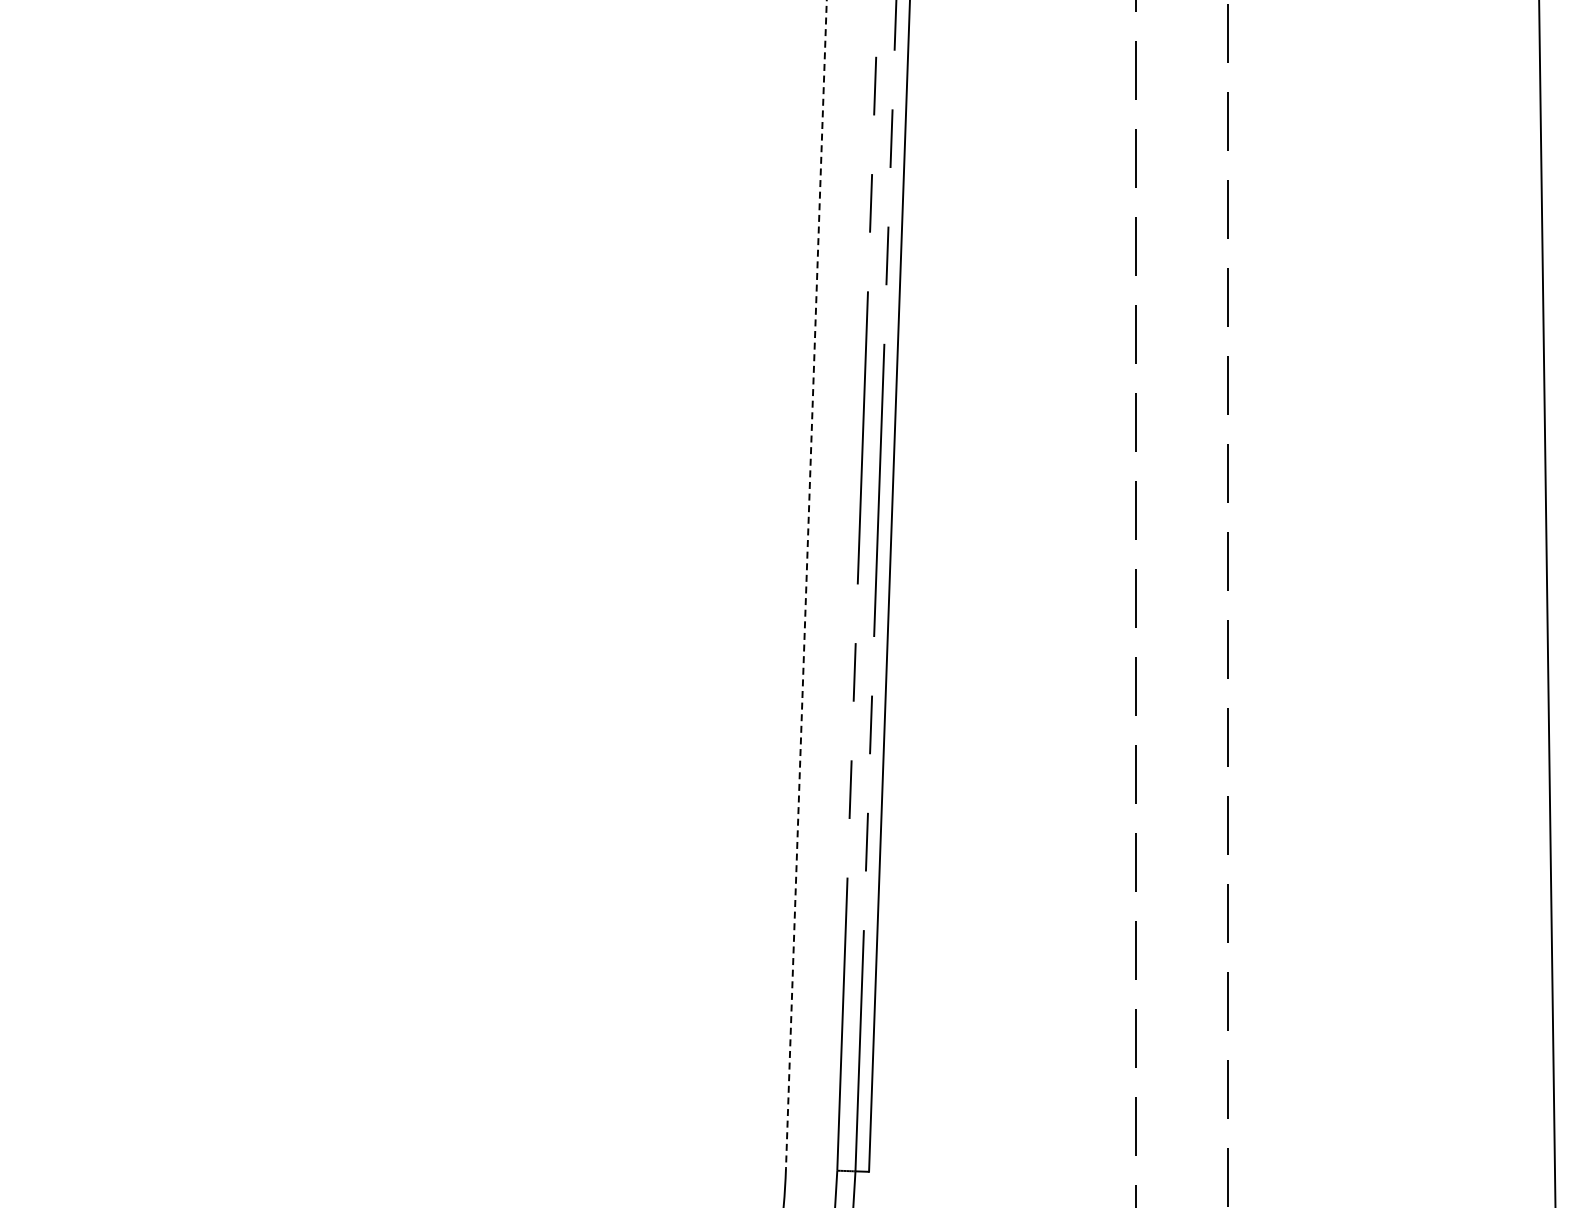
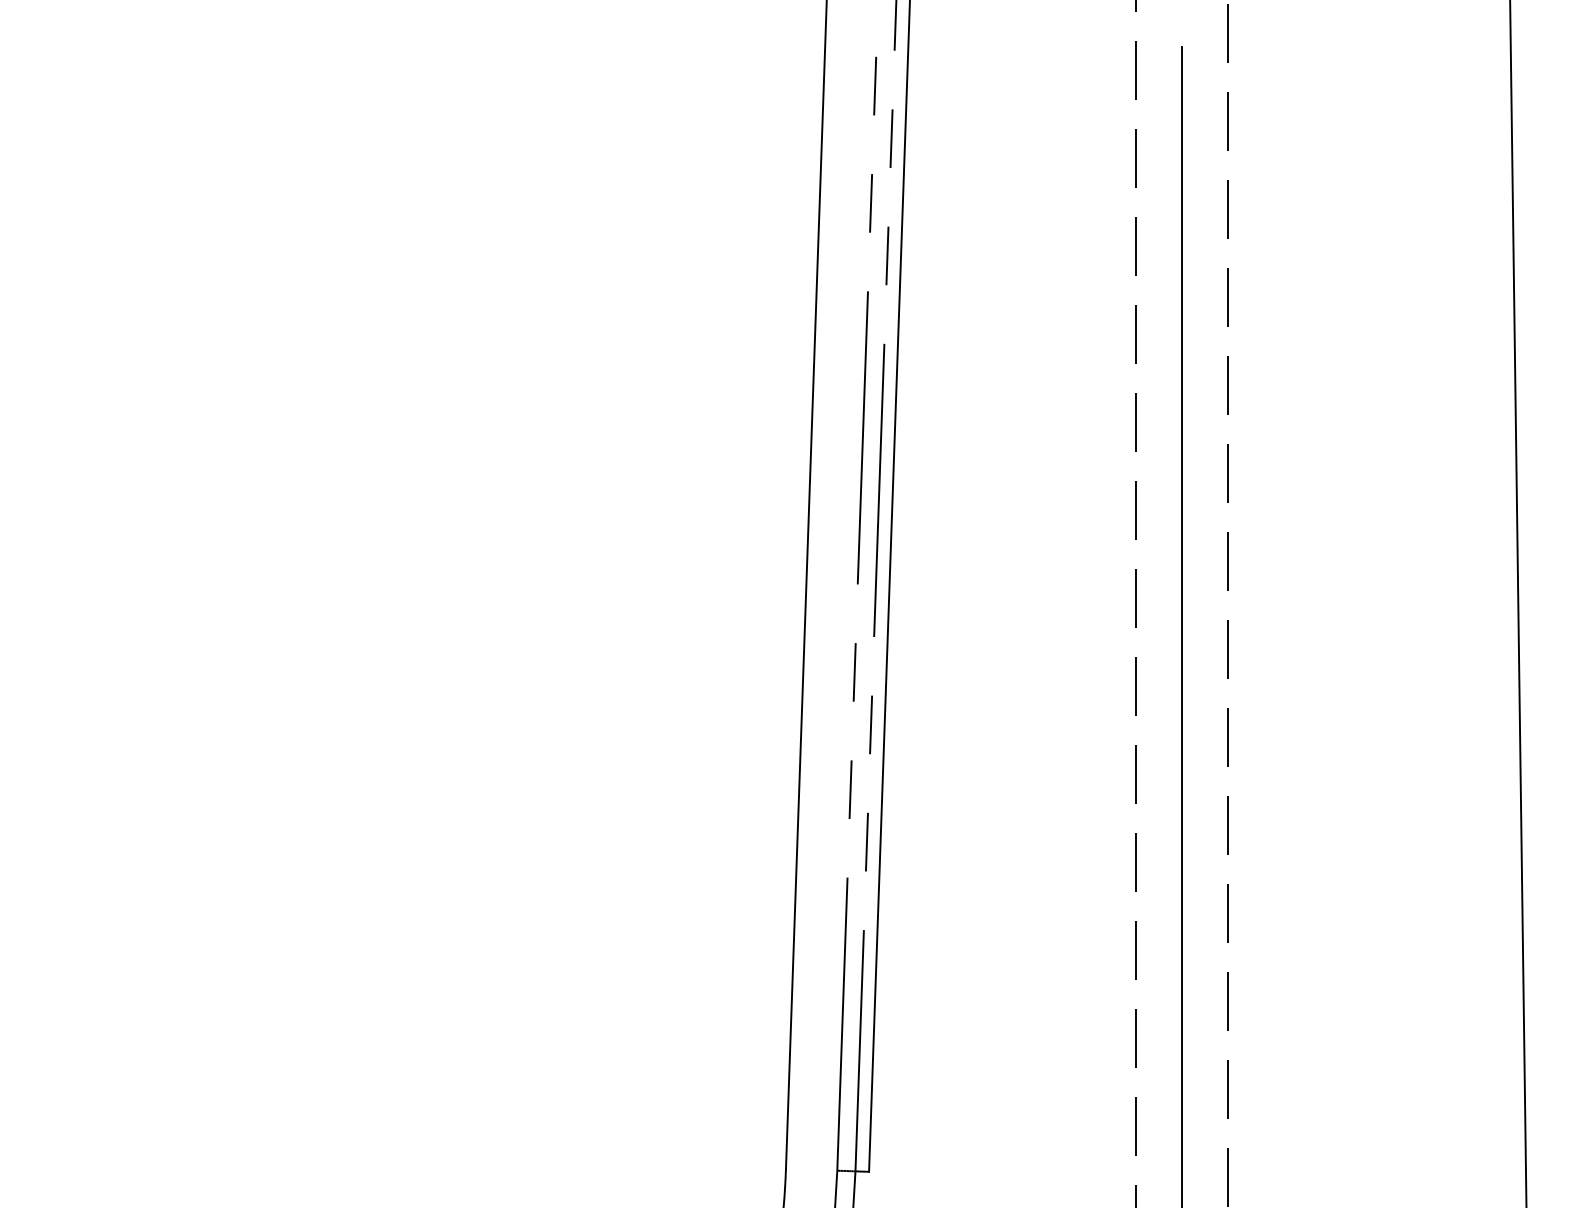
line: dashed -> solid (806, 584)
line position: (1547, 603) -> (1518, 603) (1518, 603)
line: none -> present (1181, 625)
